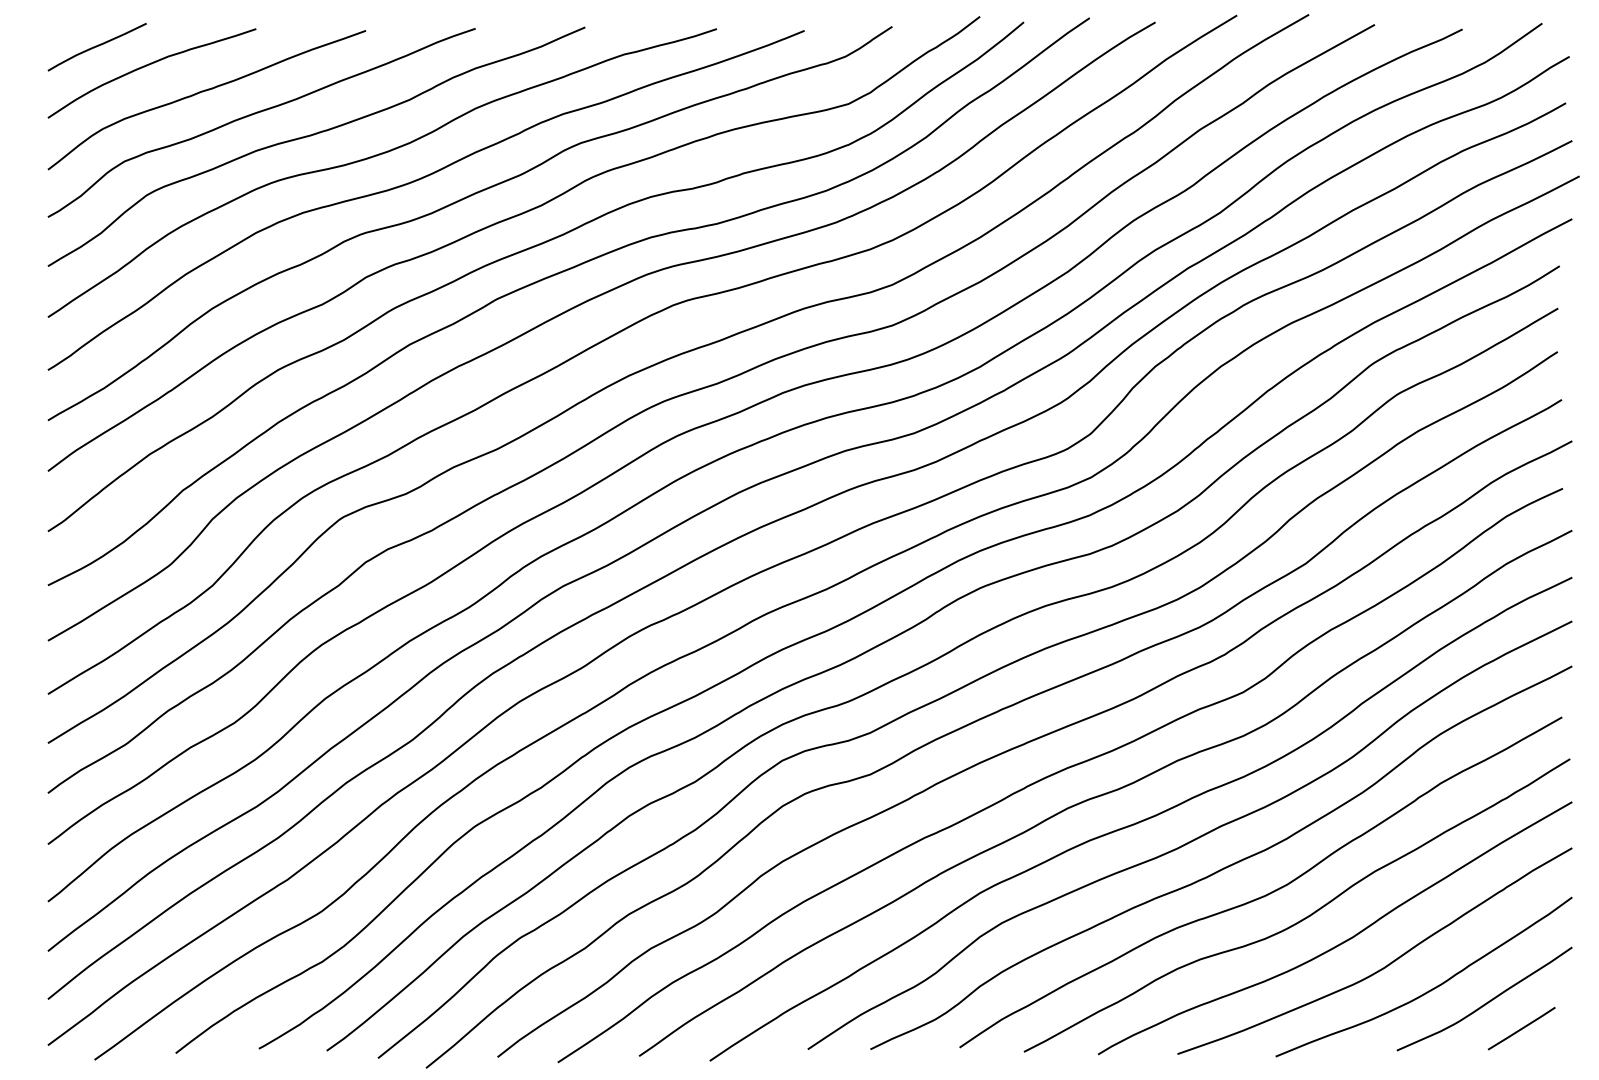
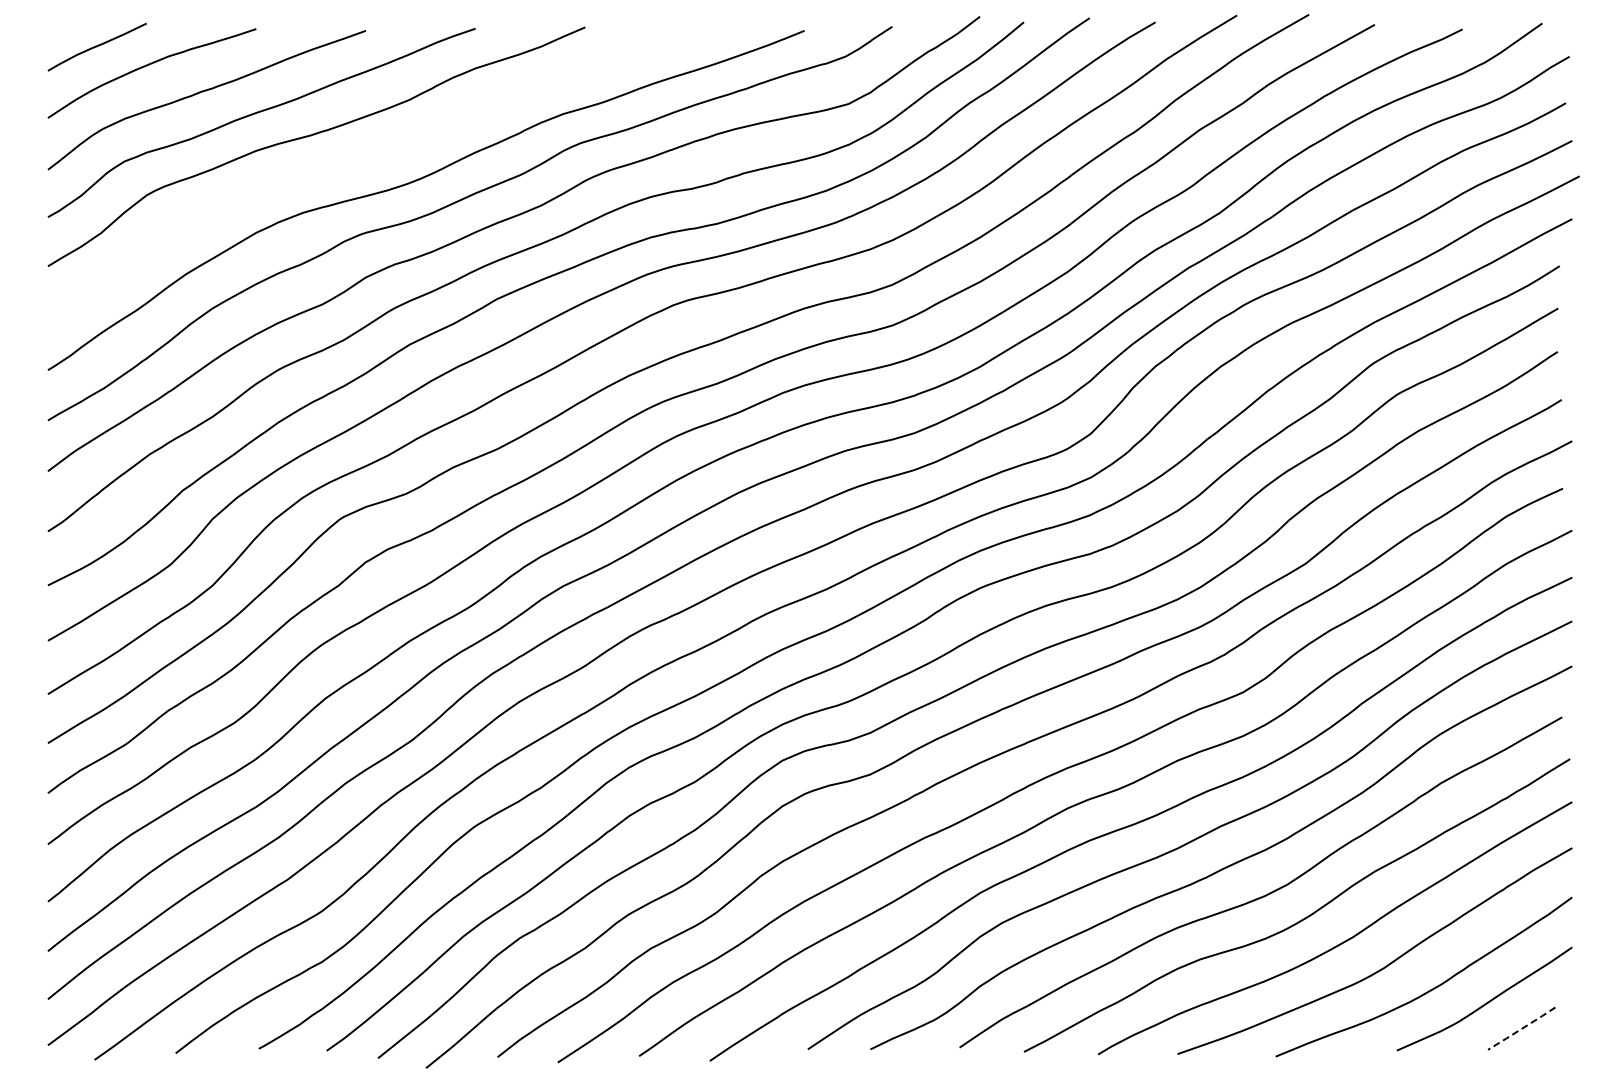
curve: present -> none (377, 156)
line: solid -> dashed (1521, 1029)
